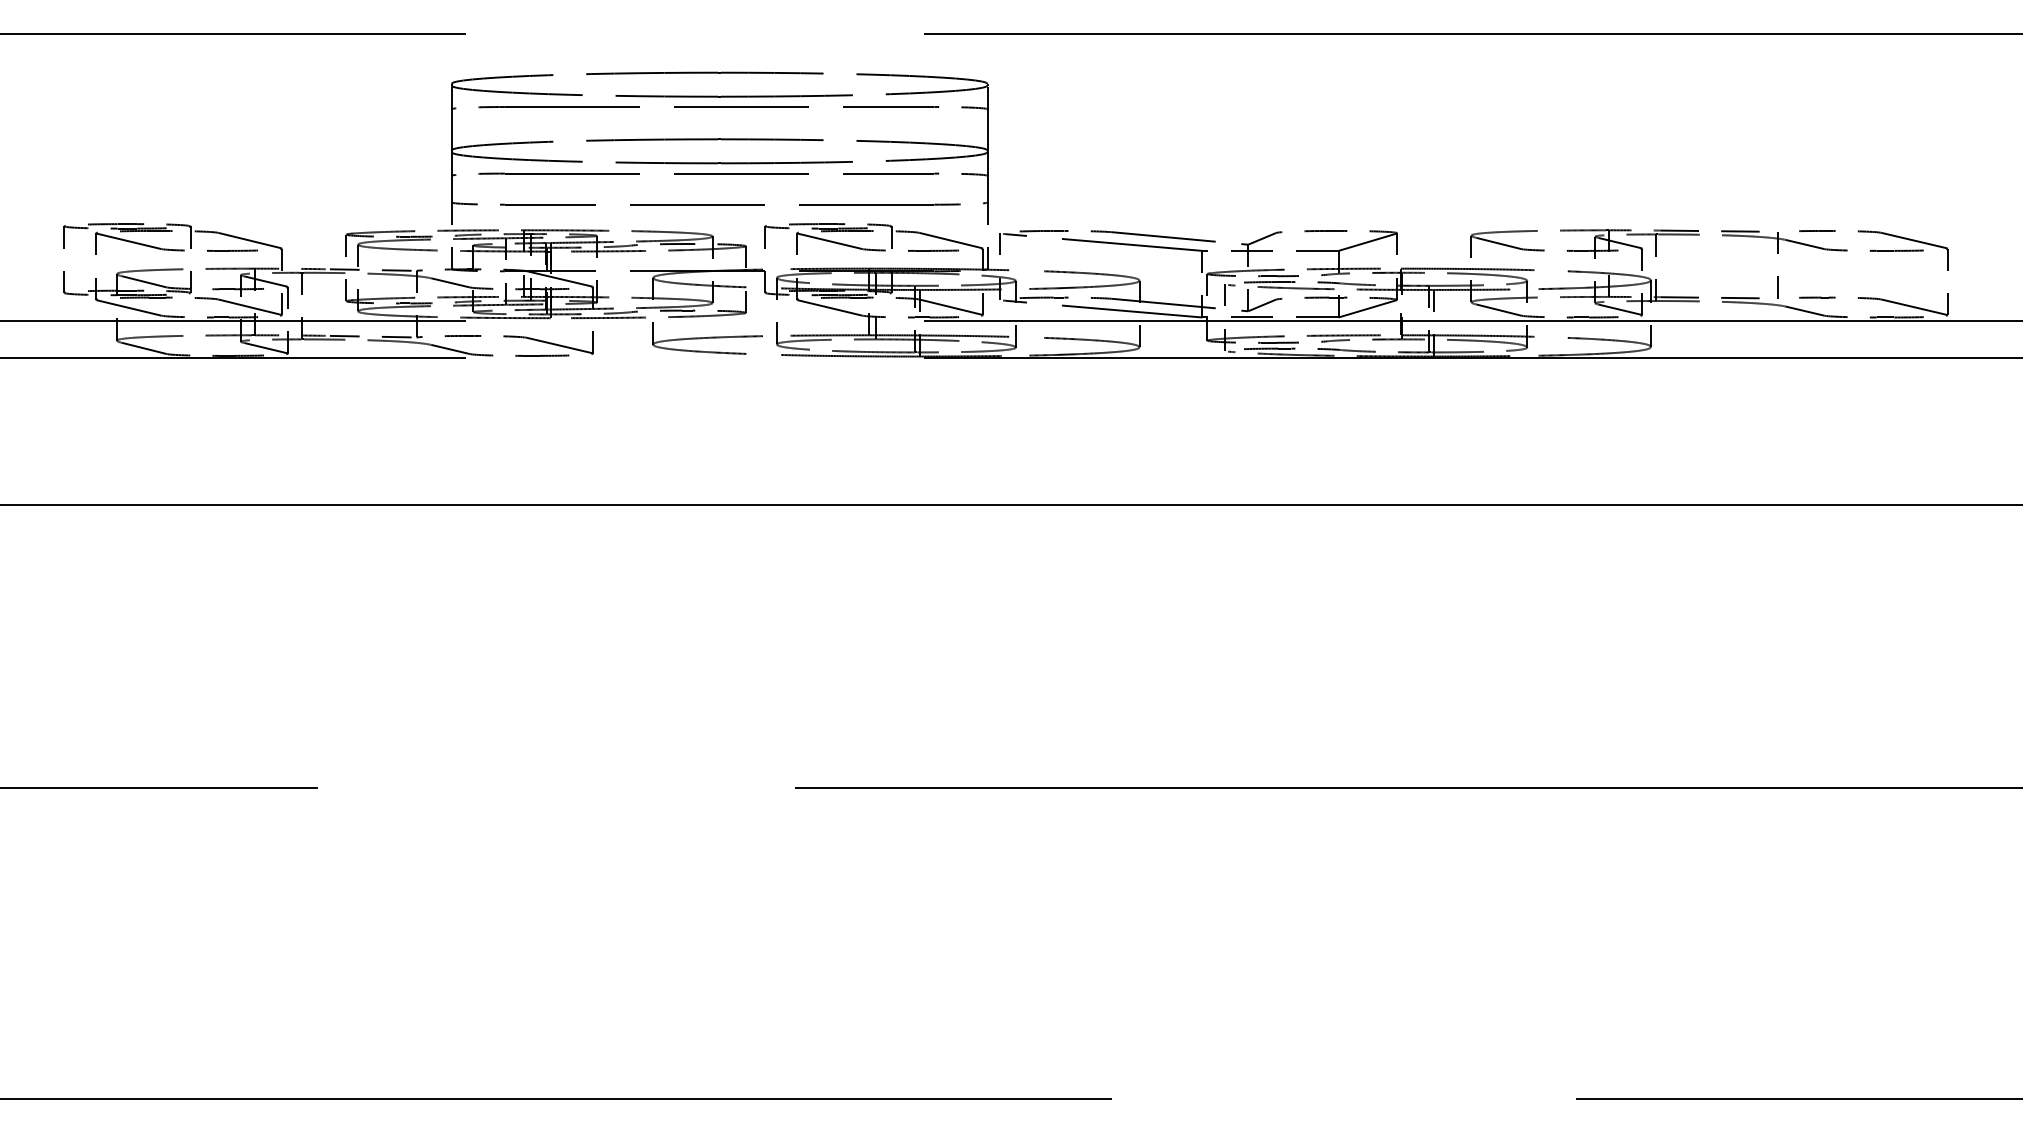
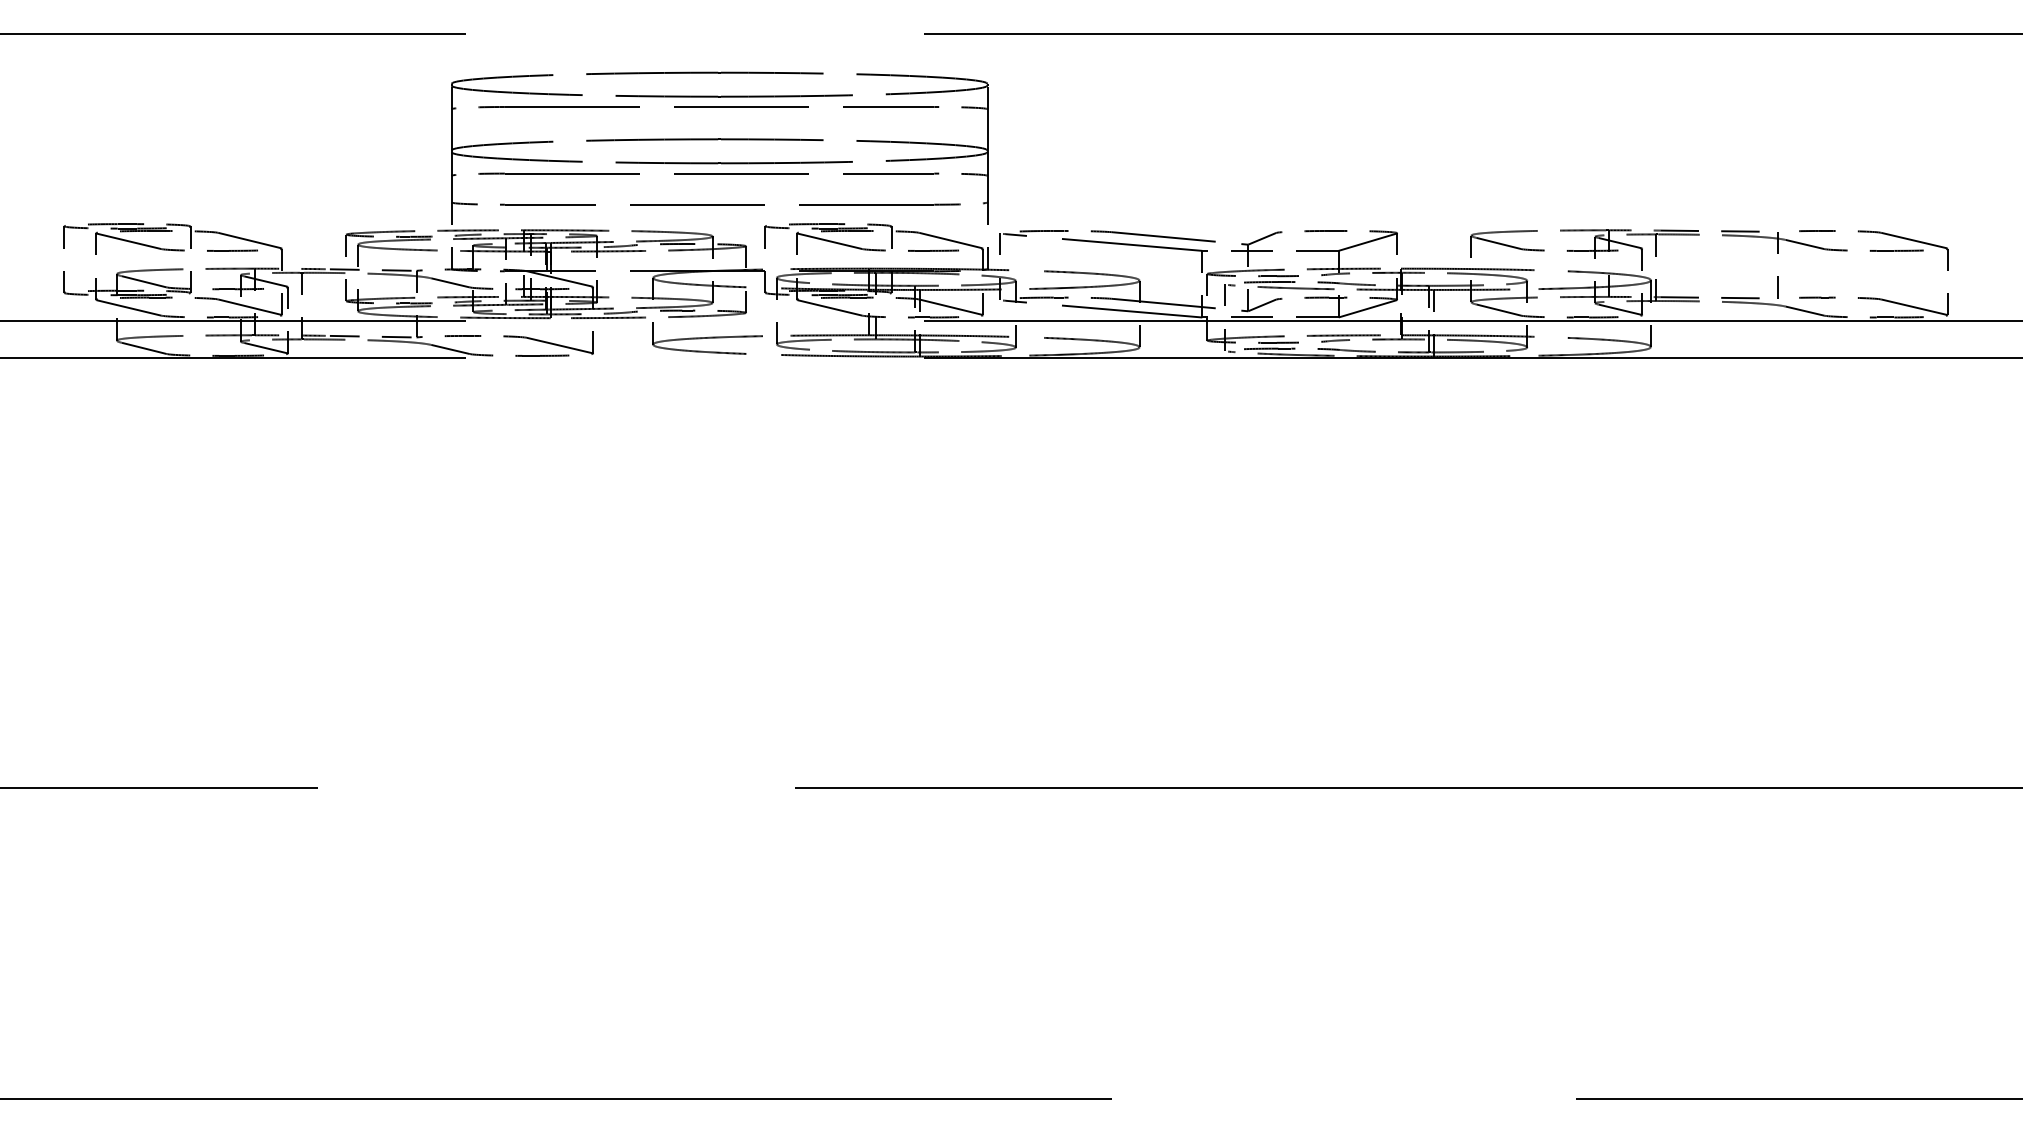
line: present -> none (1010, 505)
